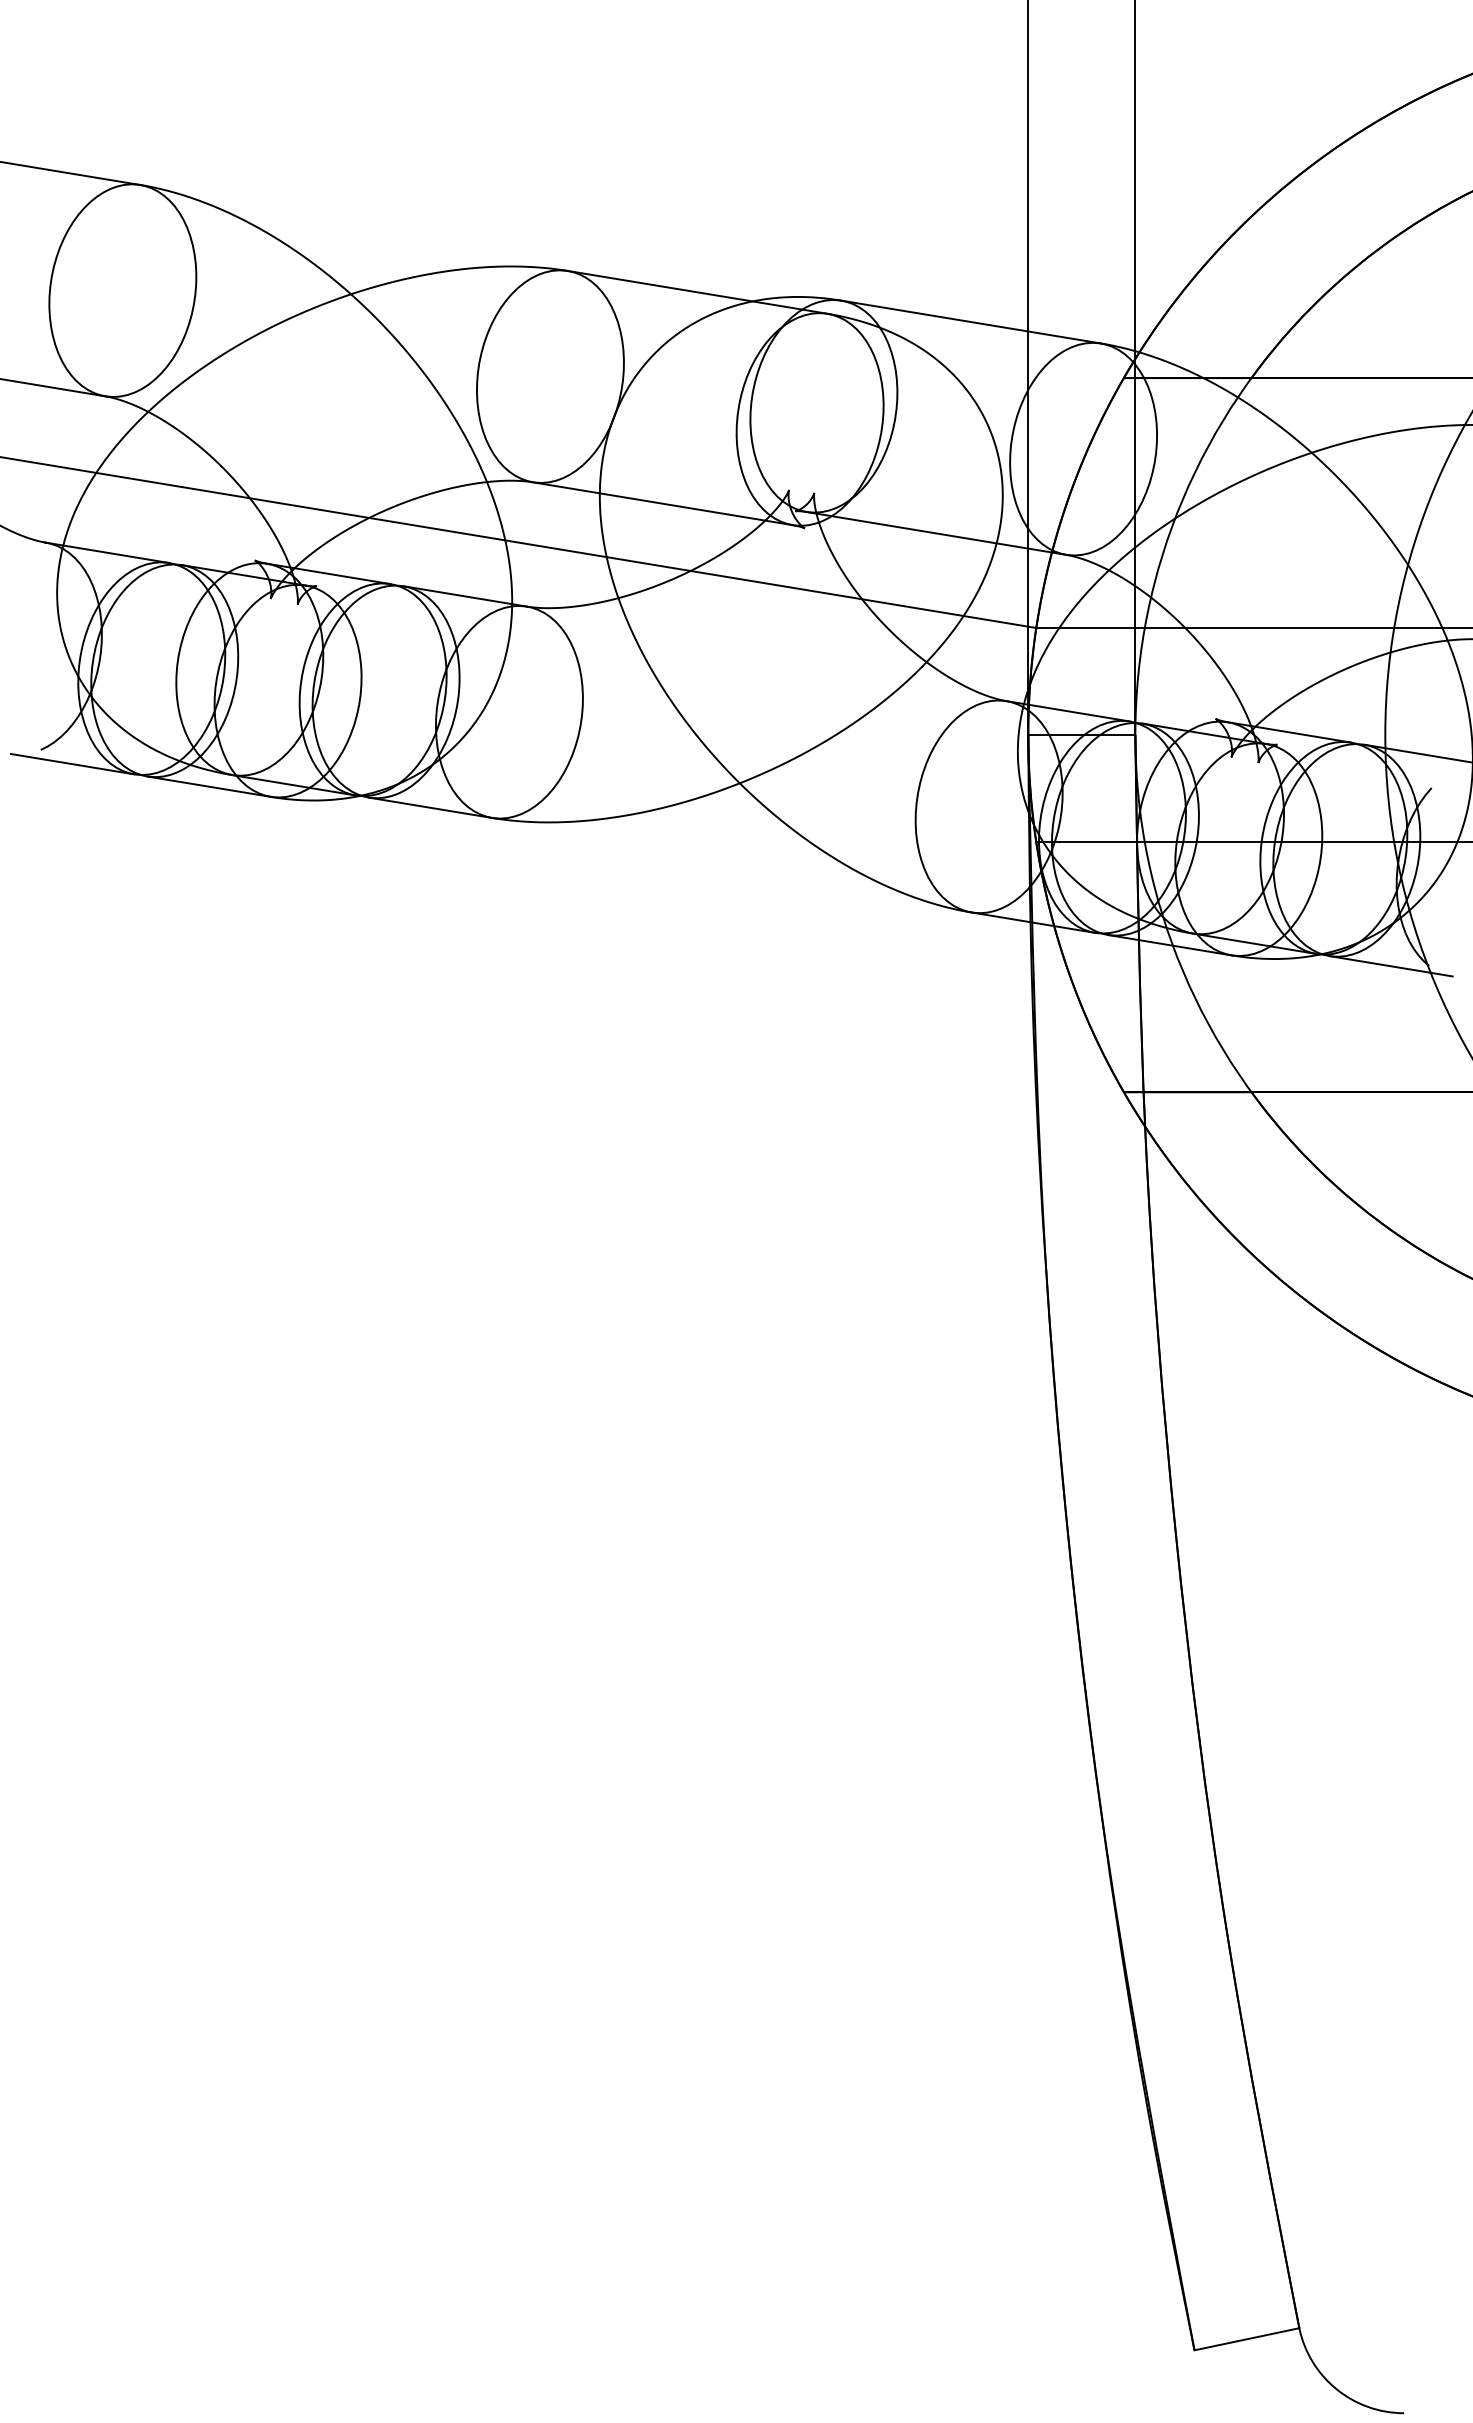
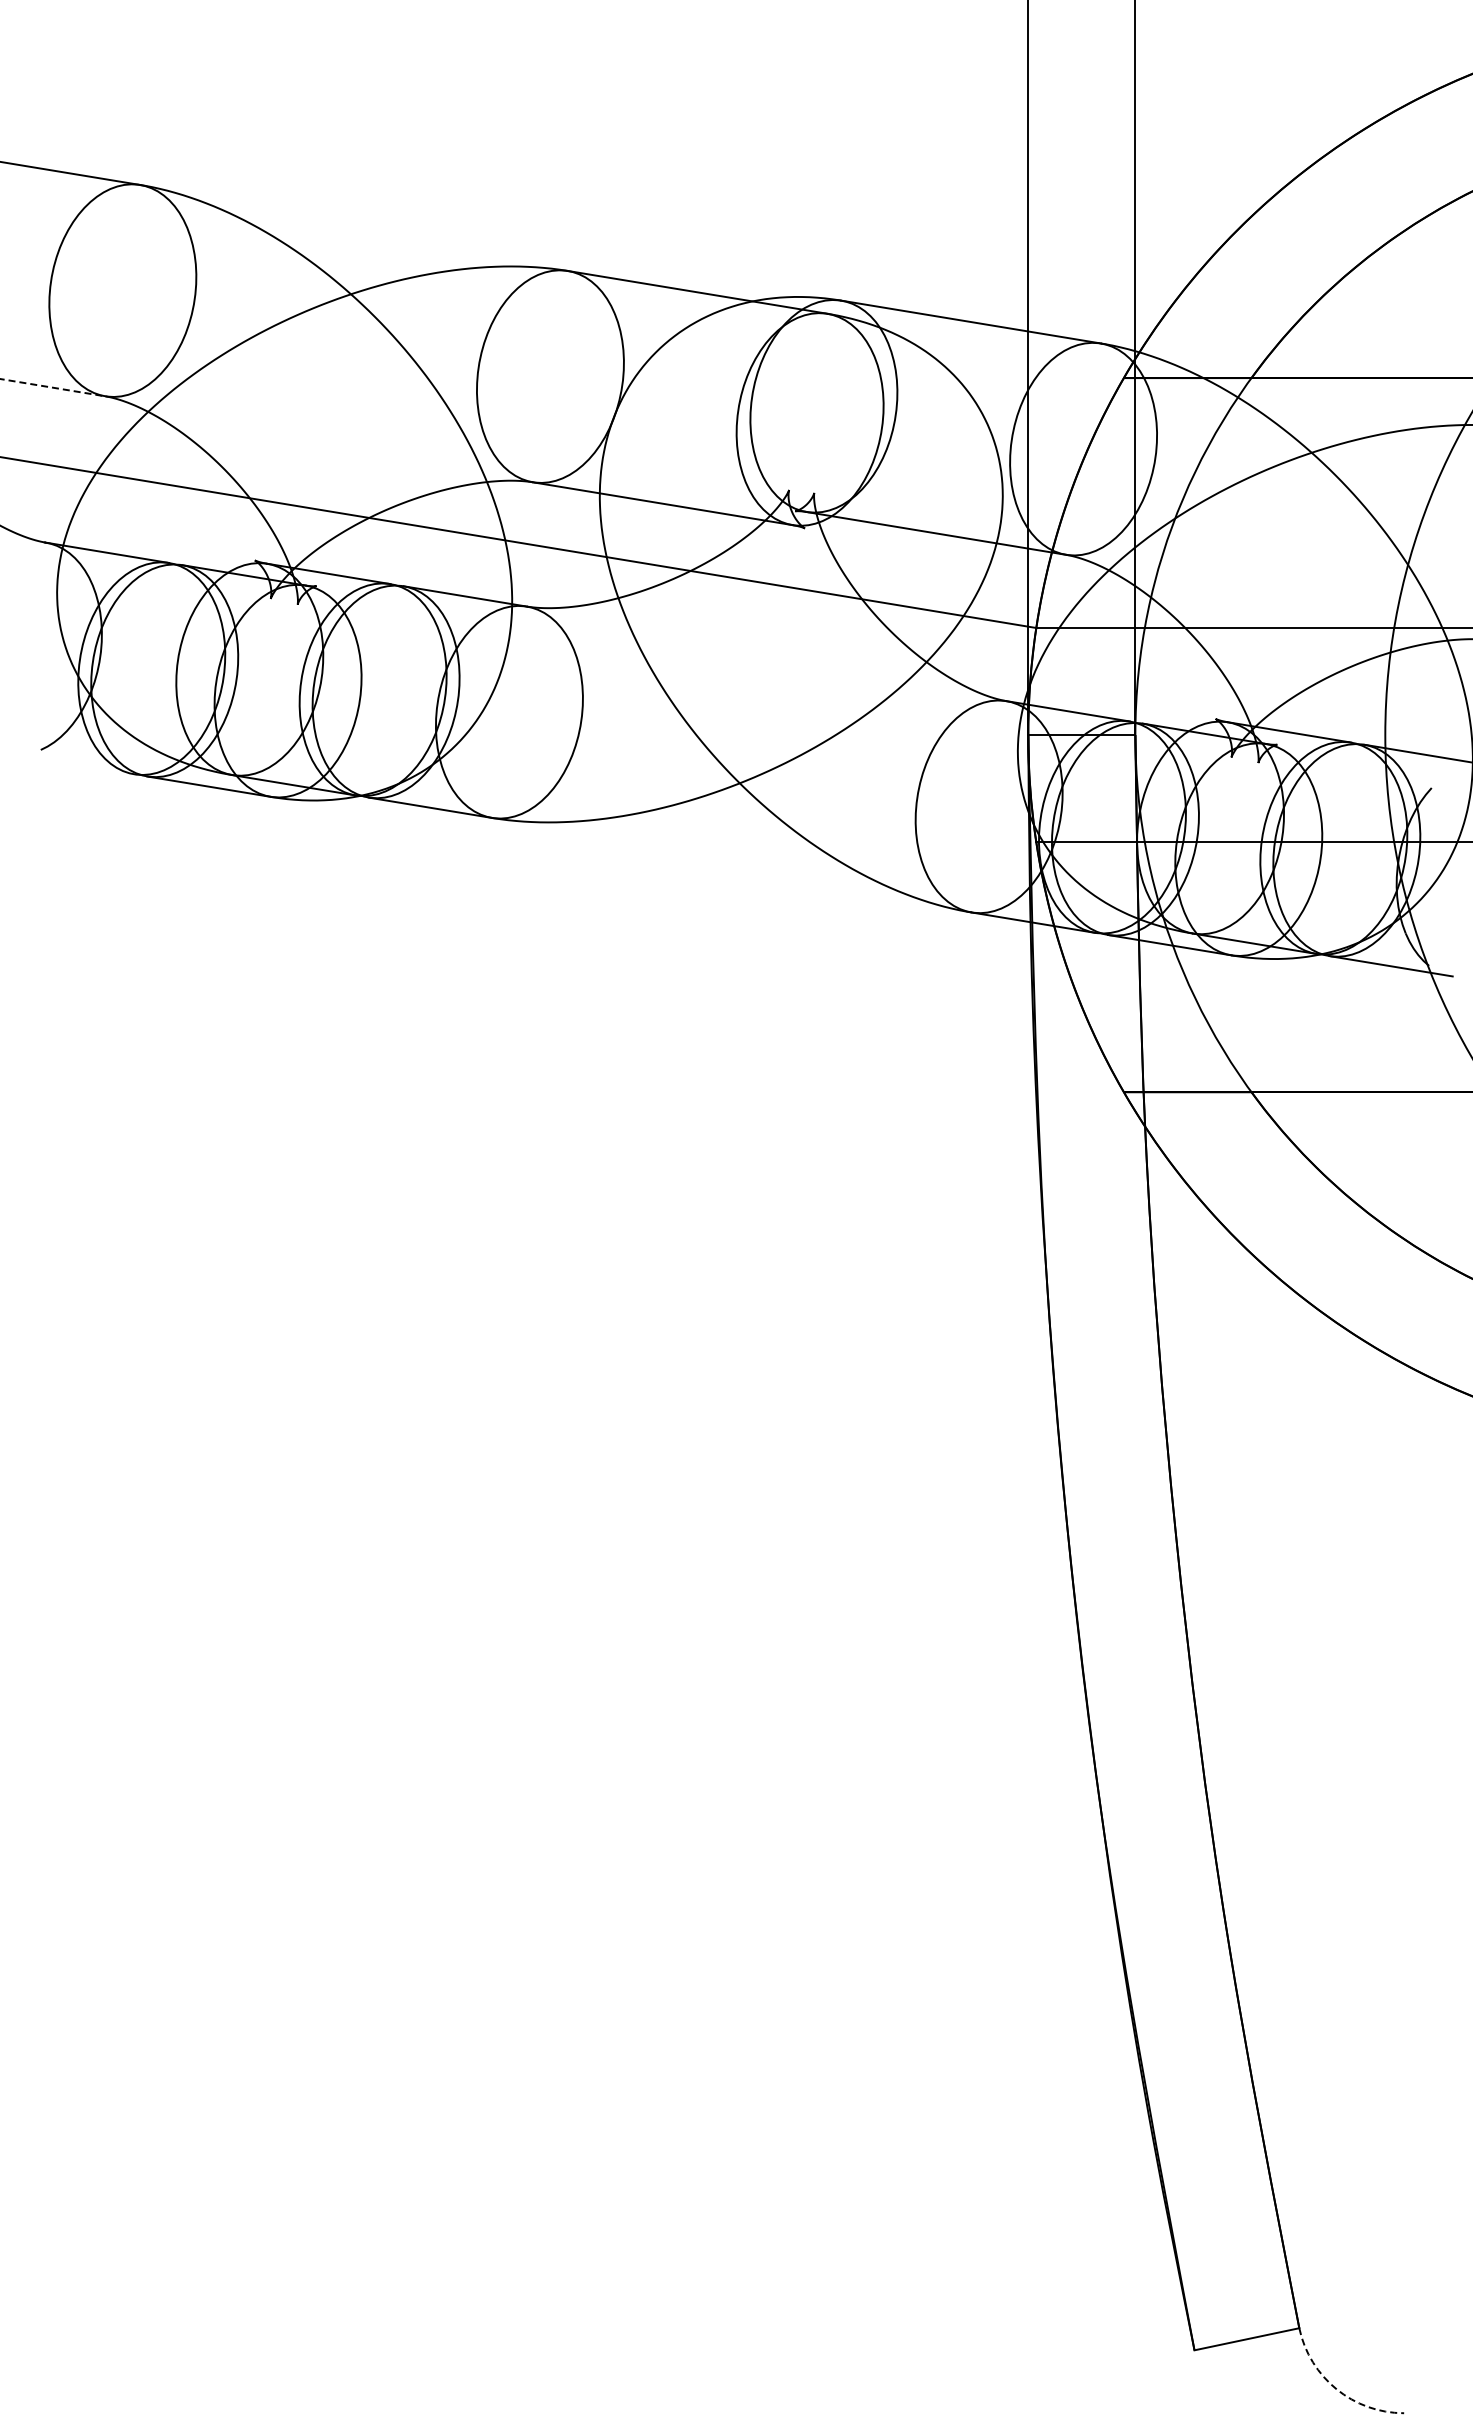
line: solid -> dashed (53, 387)
line: present -> none (72, 764)
arc: solid -> dashed (1336, 2389)
